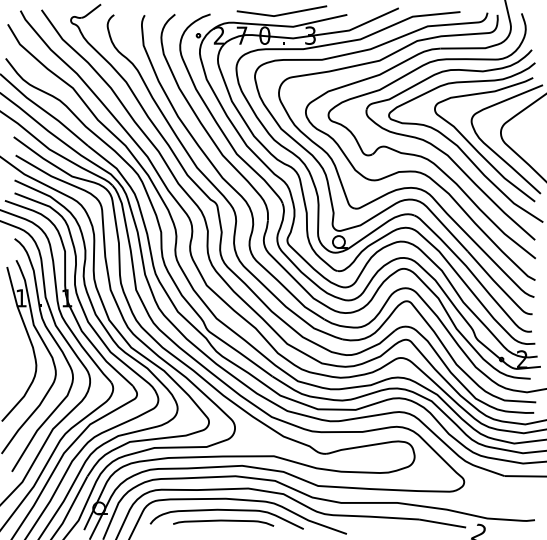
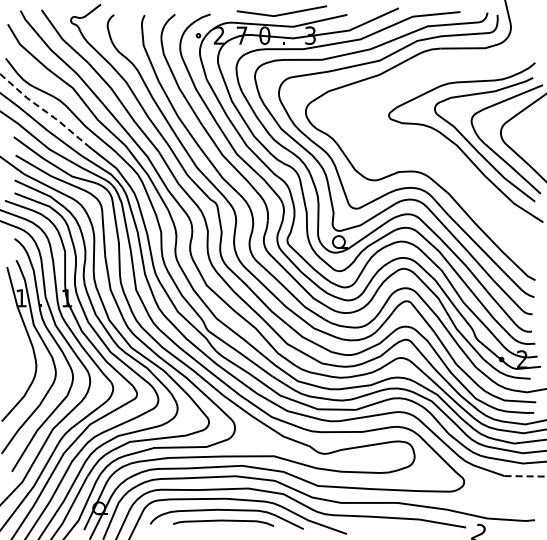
line: solid -> dashed (44, 110)
part: present -> none (431, 136)
line: solid -> dashed (525, 476)
